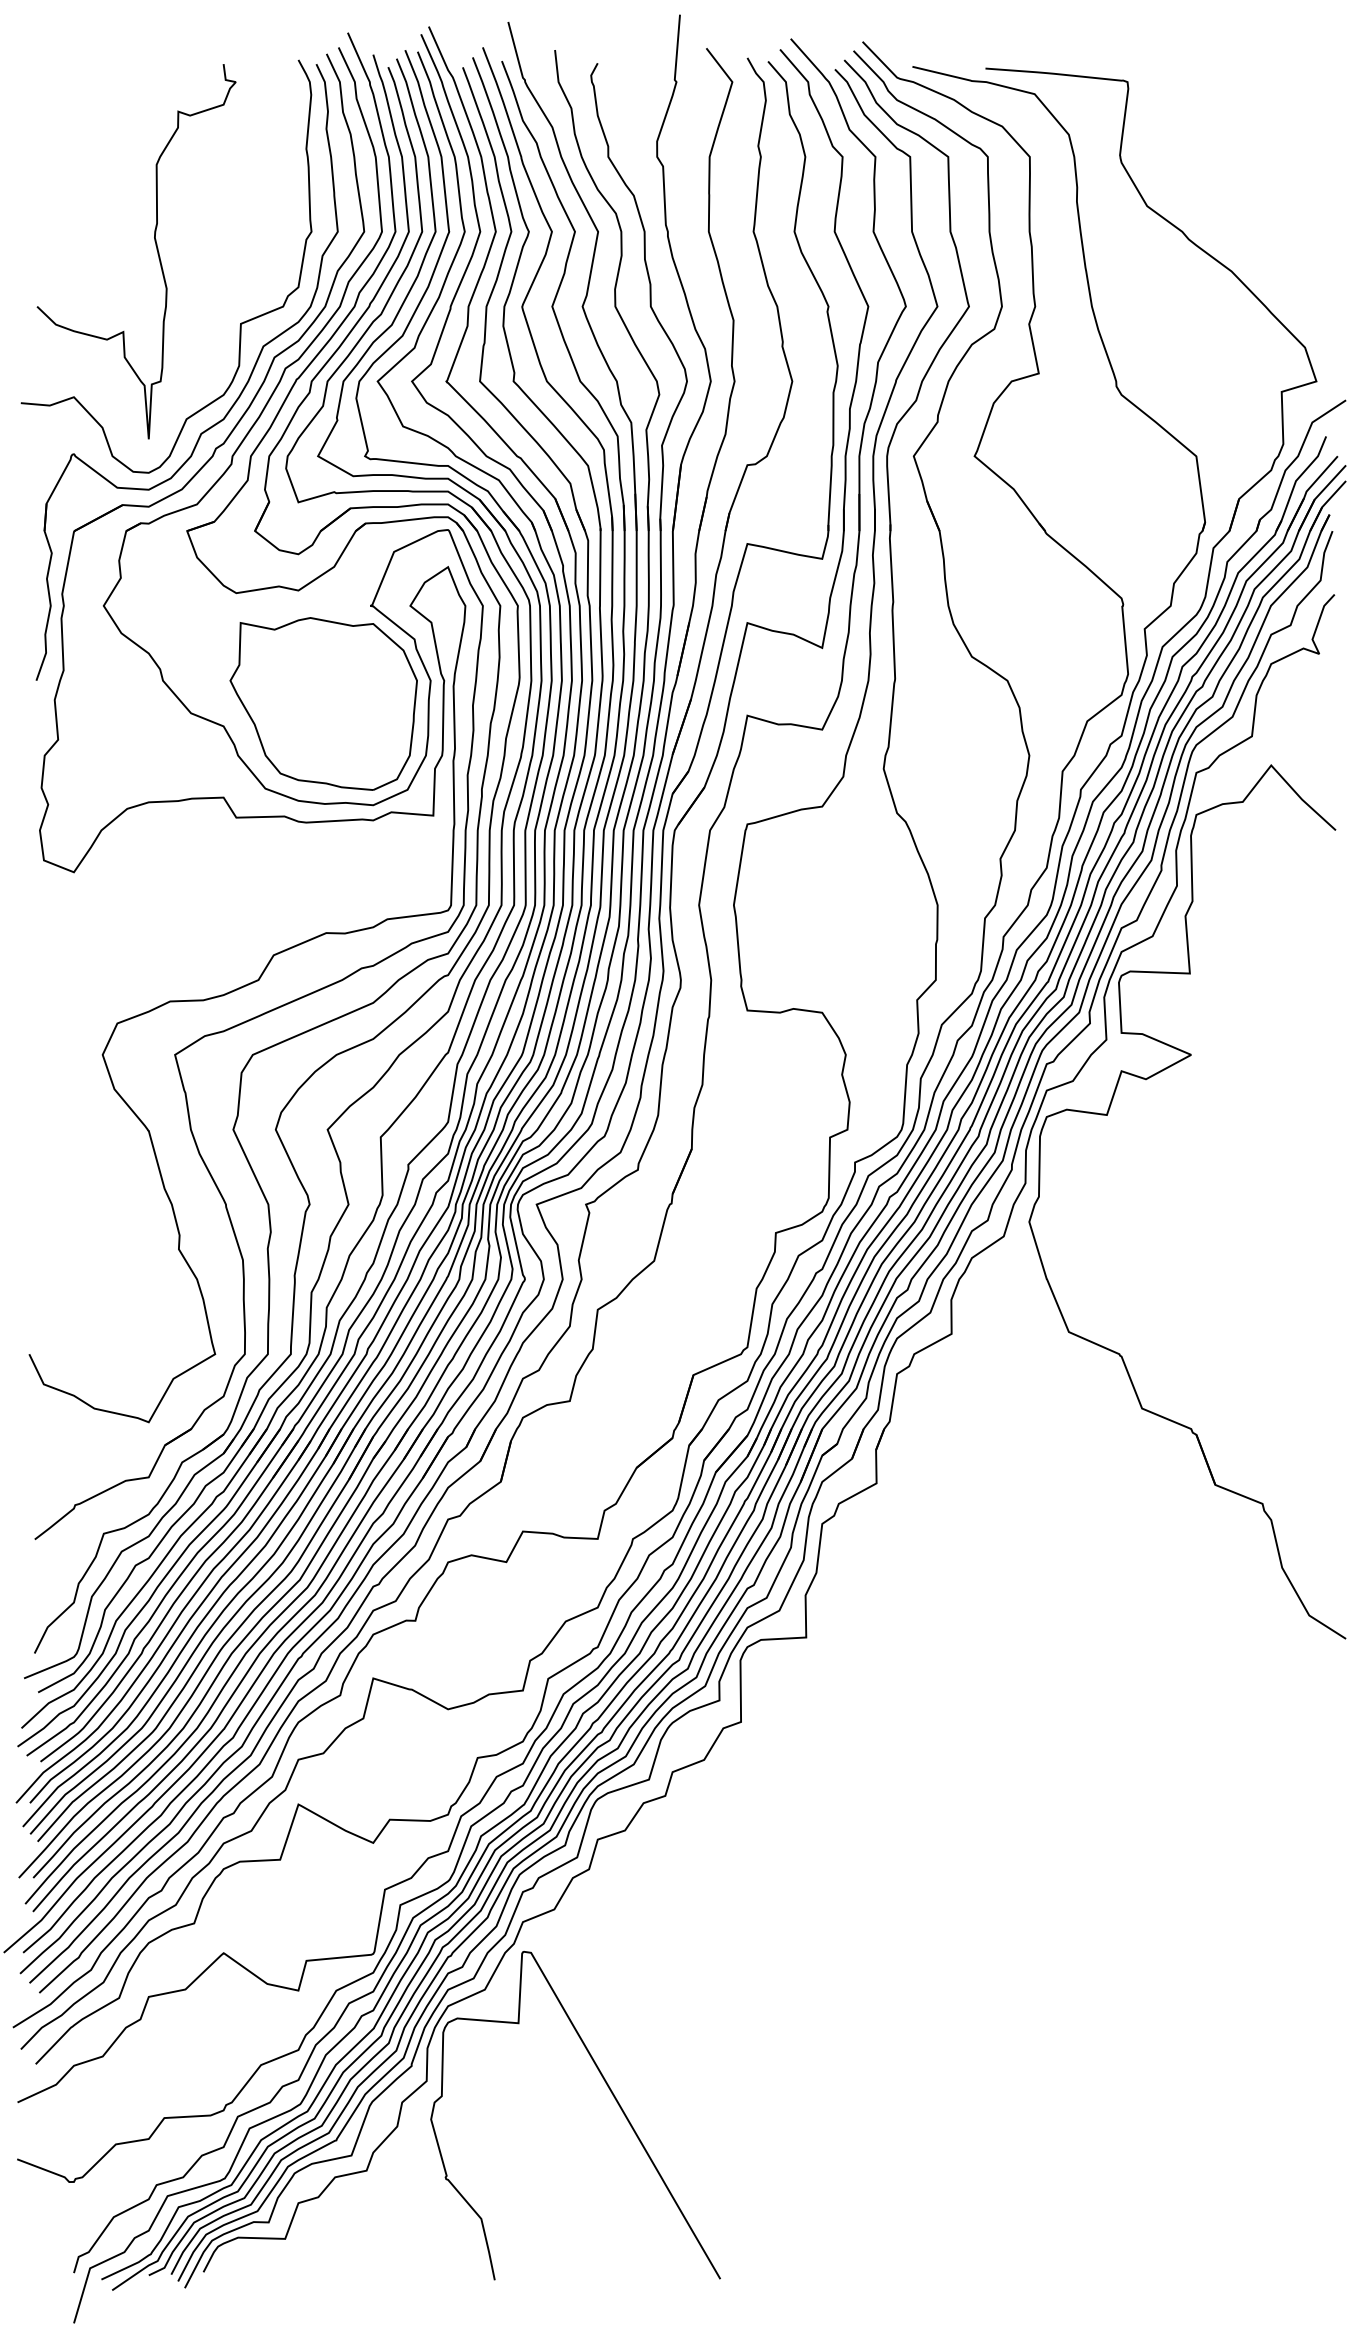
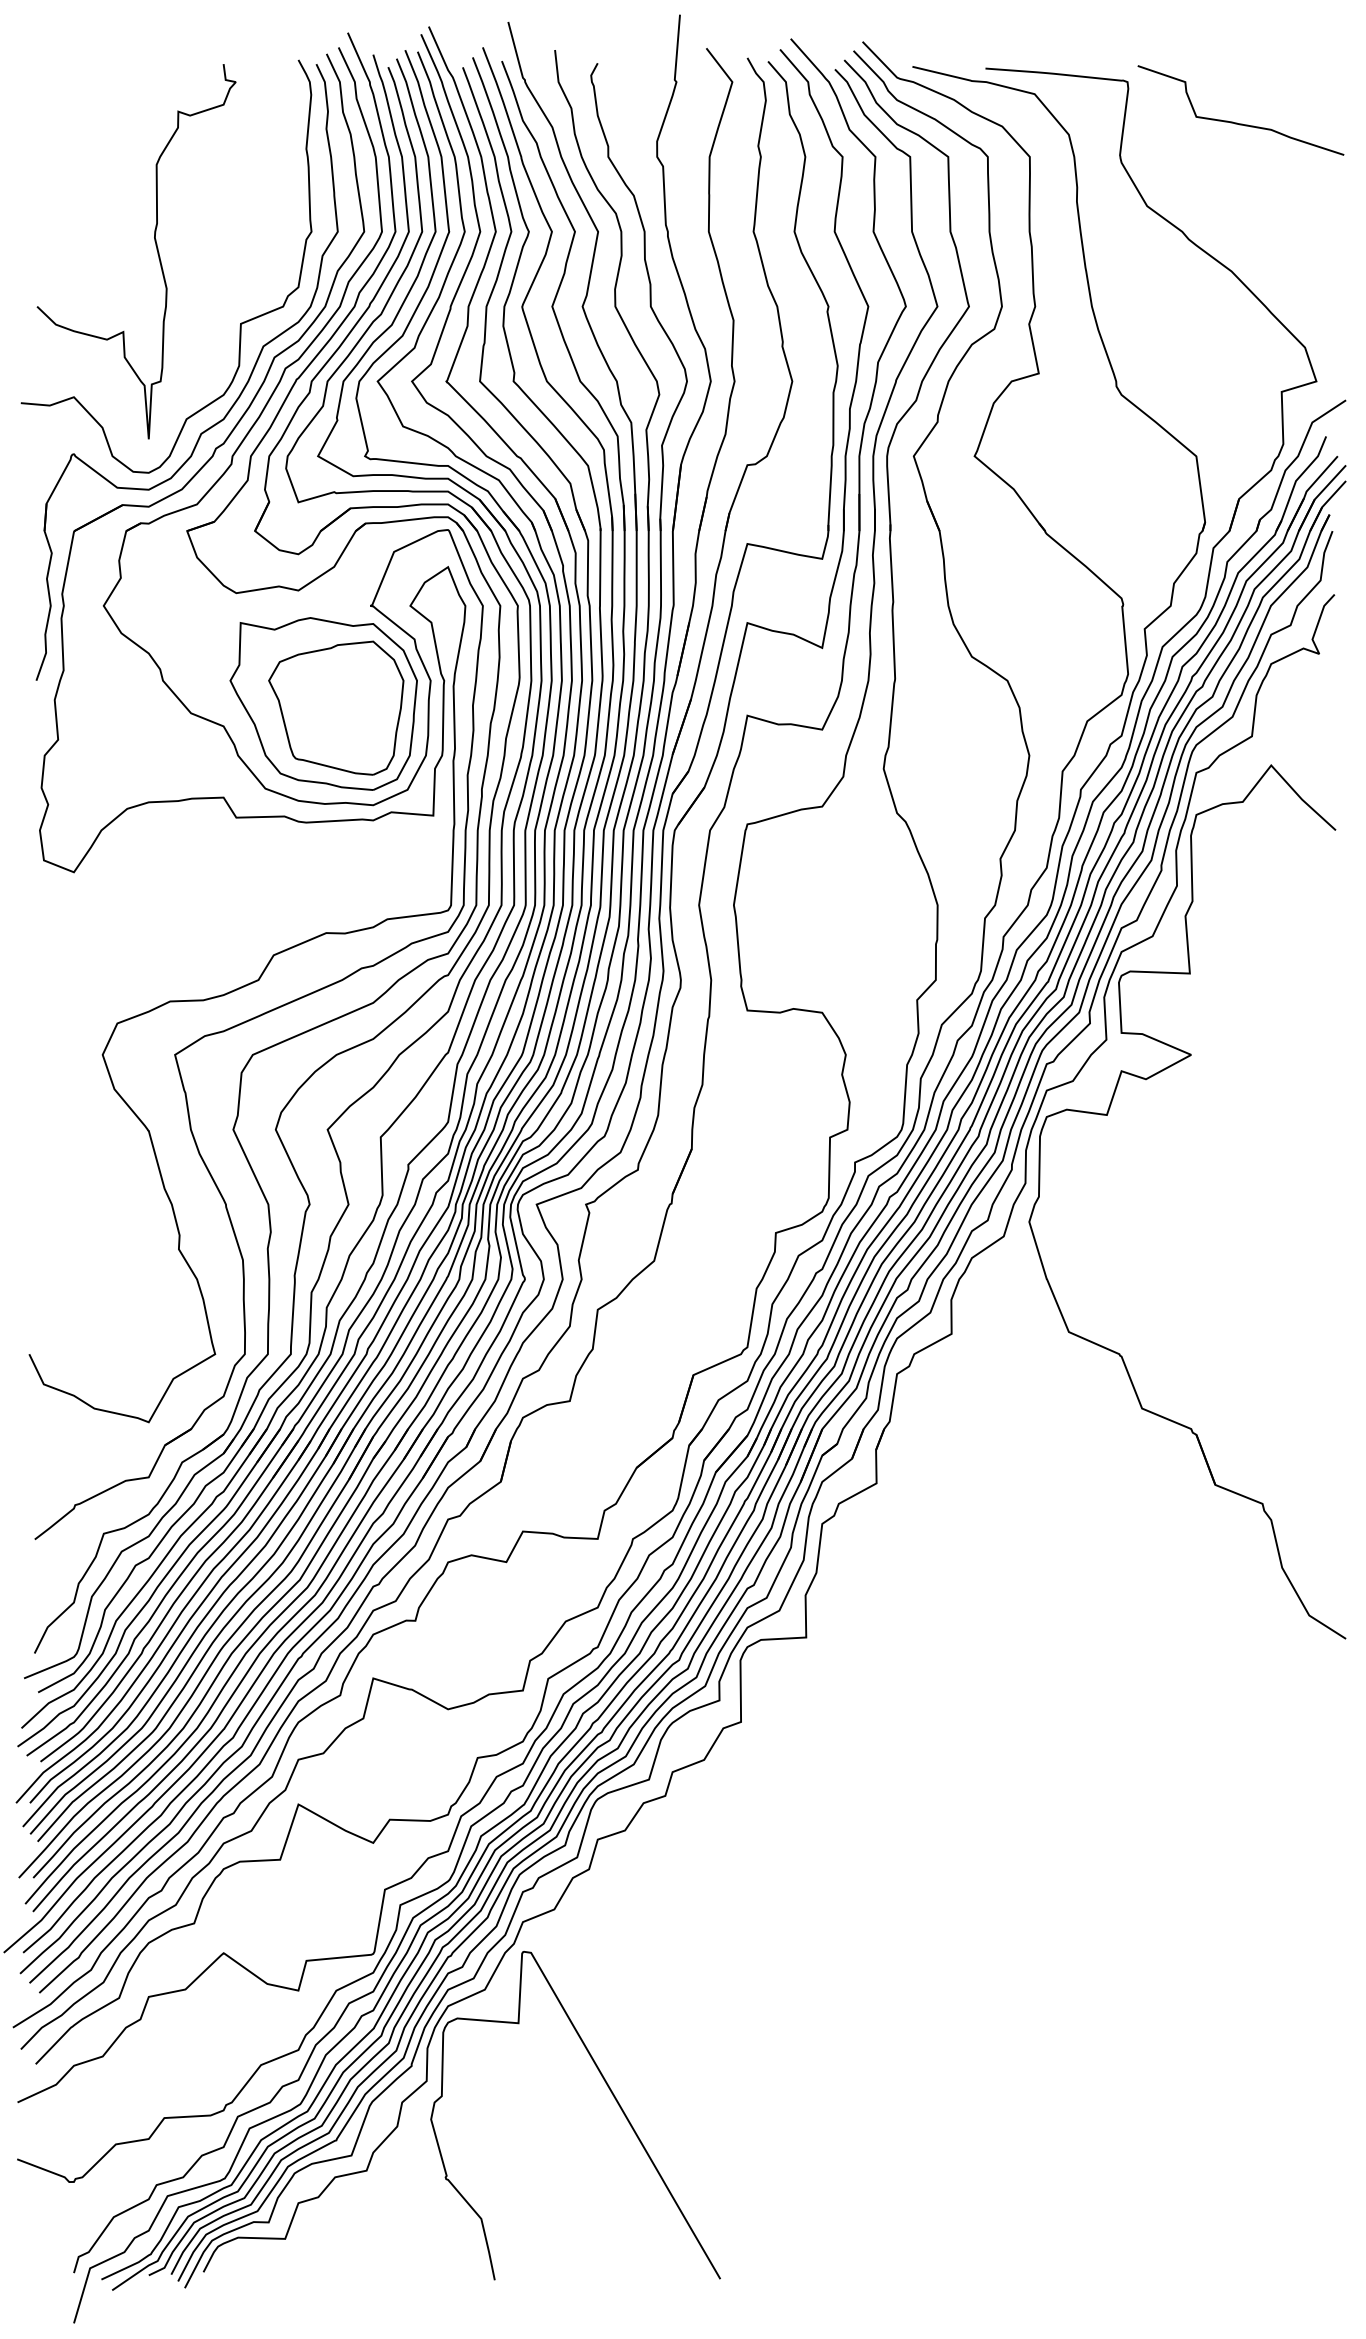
curve: none -> present (1237, 122)
part: none -> present (336, 707)
